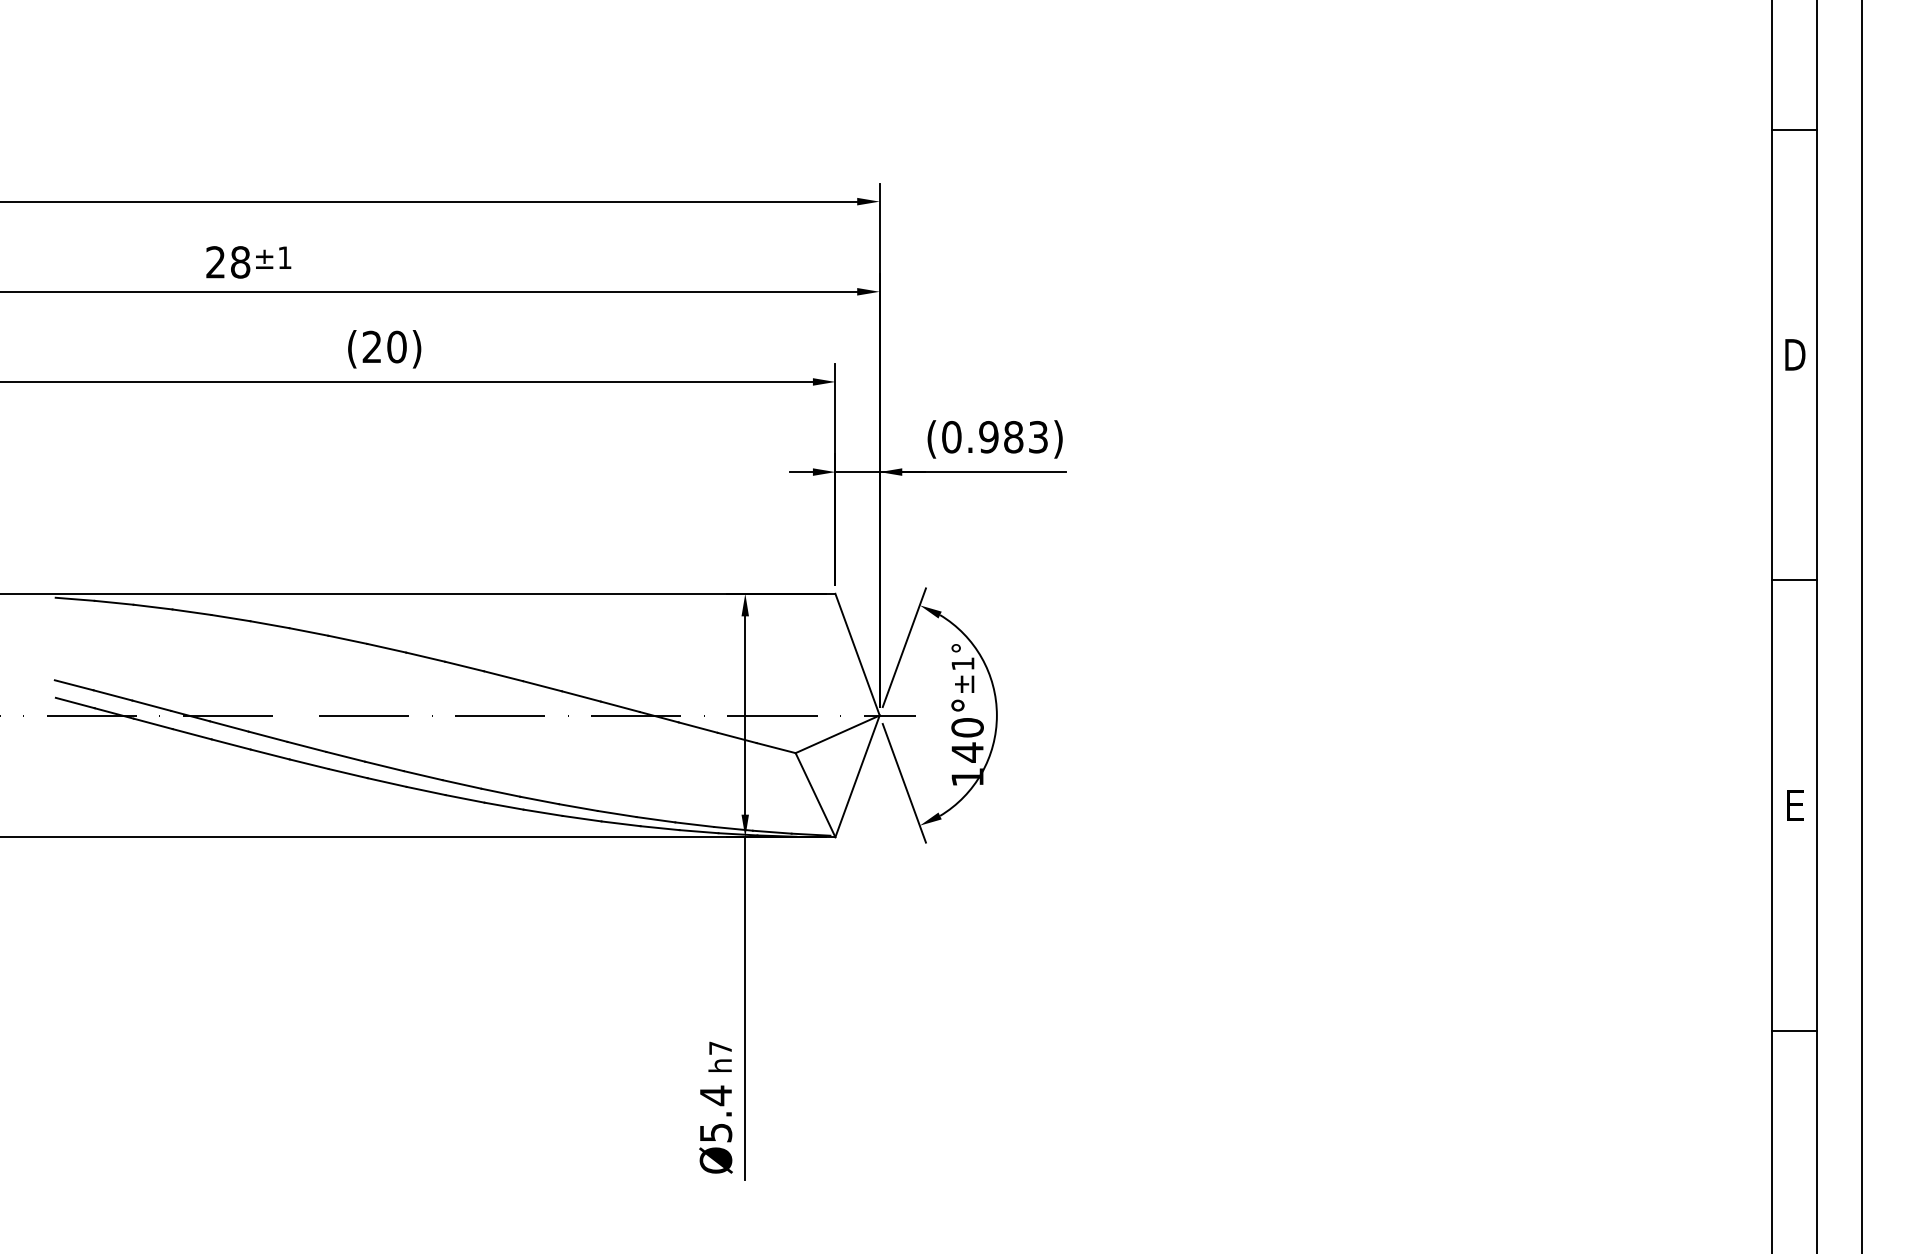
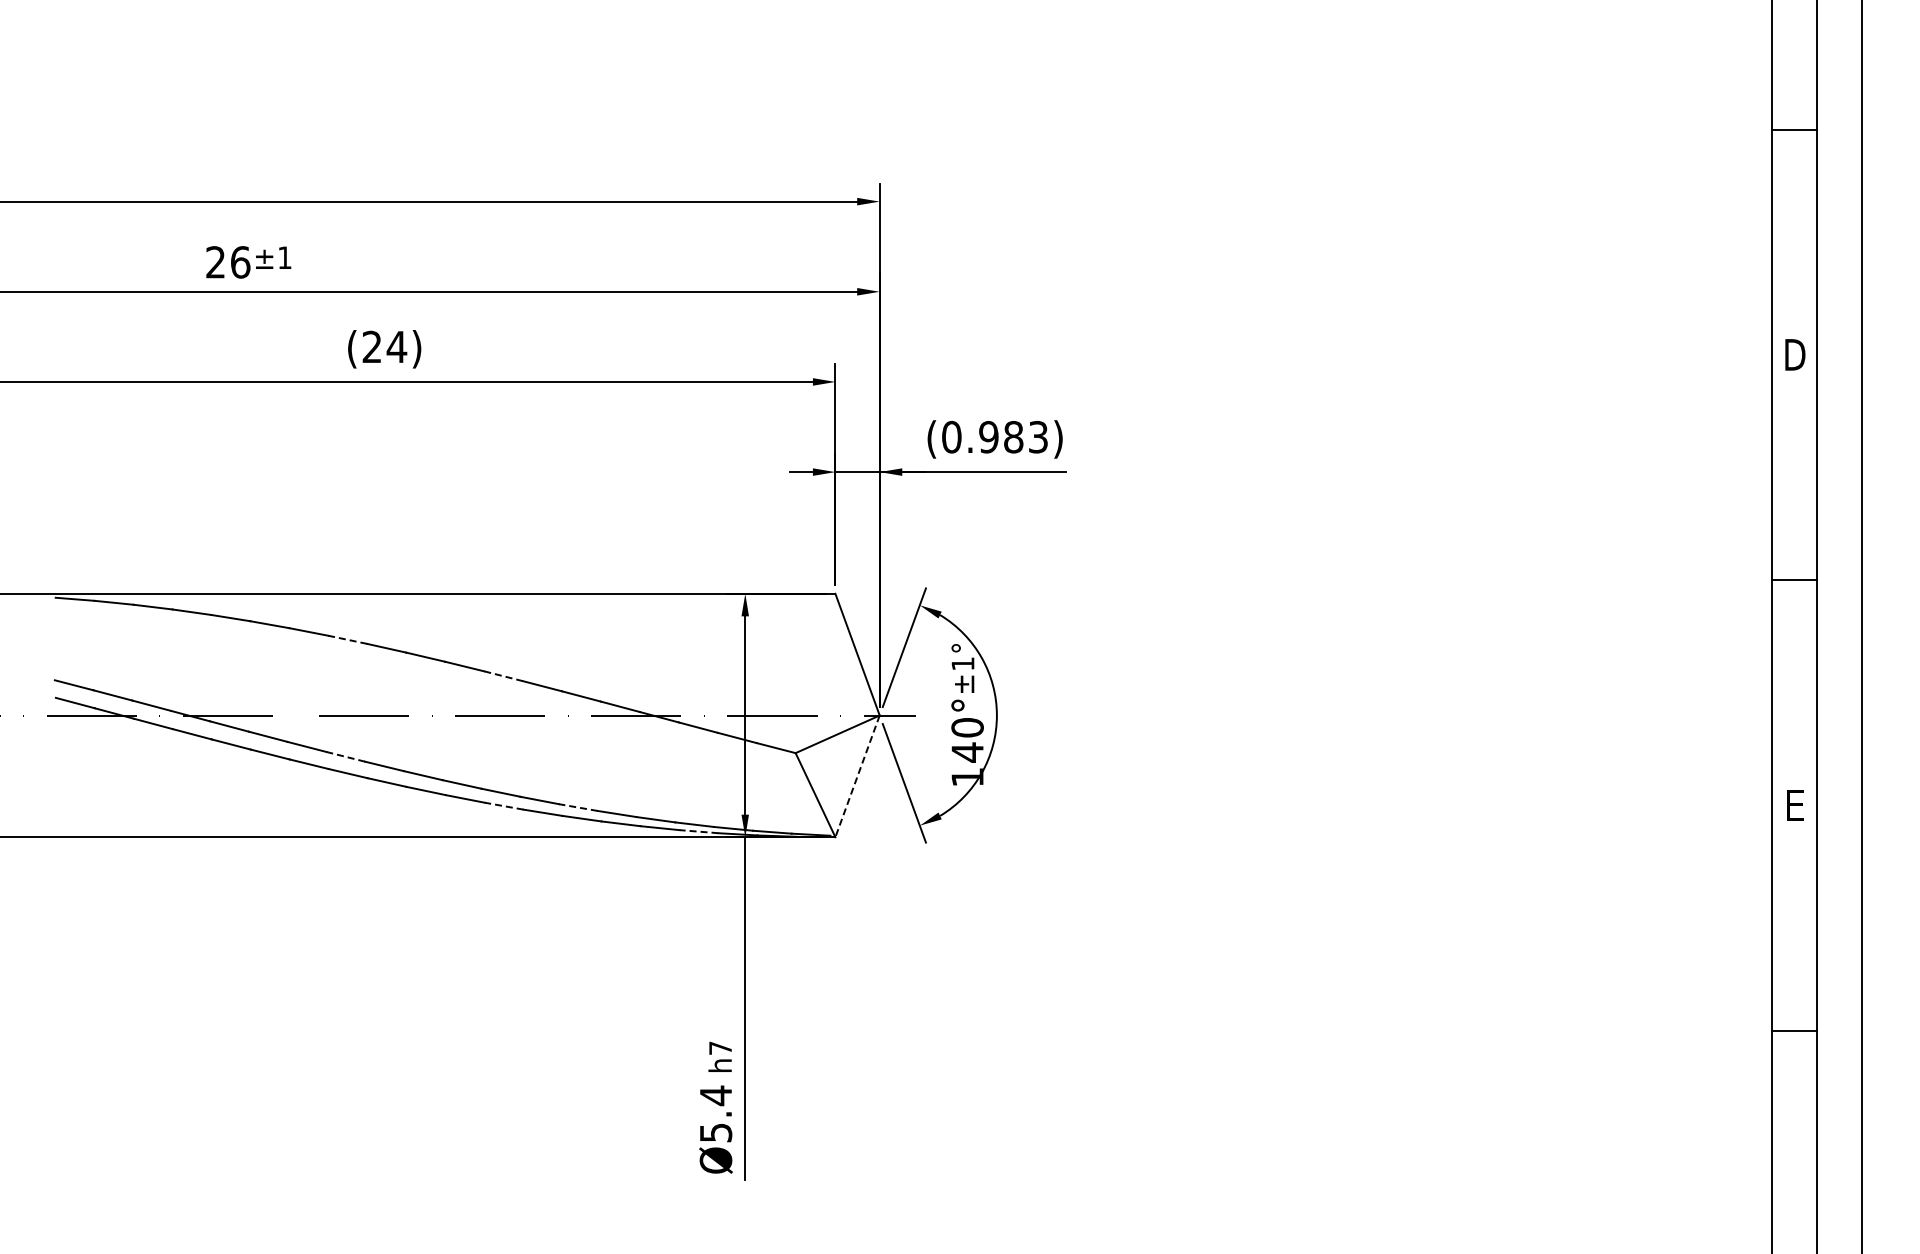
text: 28 -> 26 (240, 262)
text: (20) -> (24) (396, 346)
line: solid -> dashed (347, 639)
line: solid -> dashed (503, 676)
line: solid -> dashed (345, 756)
line: solid -> dashed (857, 776)
line: solid -> dashed (504, 806)
line: solid -> dashed (578, 807)
line: solid -> dashed (699, 831)
